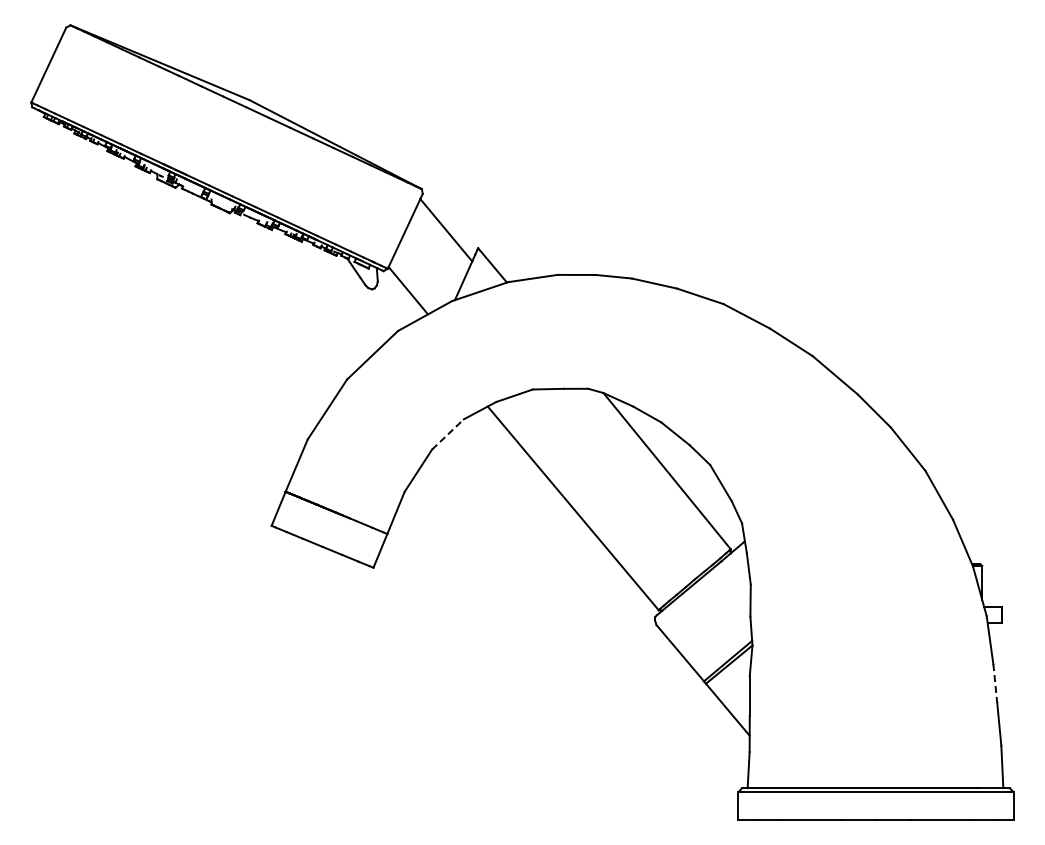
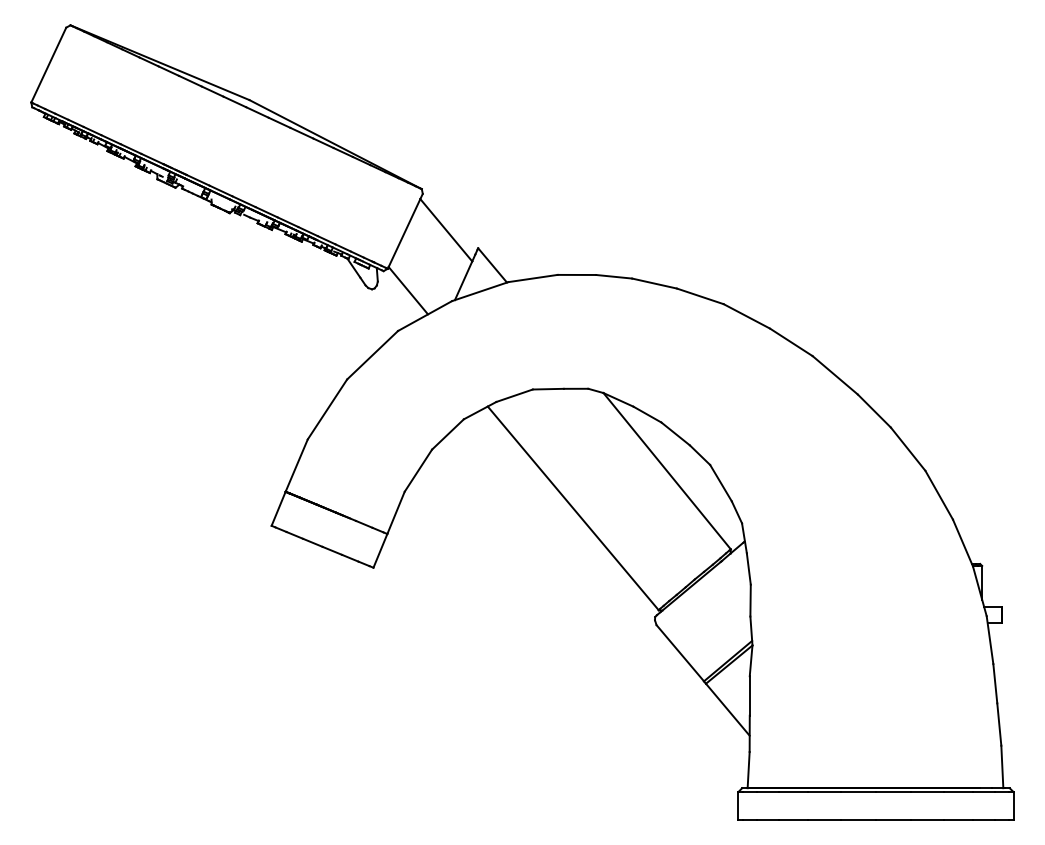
line: dashed -> solid (447, 434)
line: dashed -> solid (995, 683)
